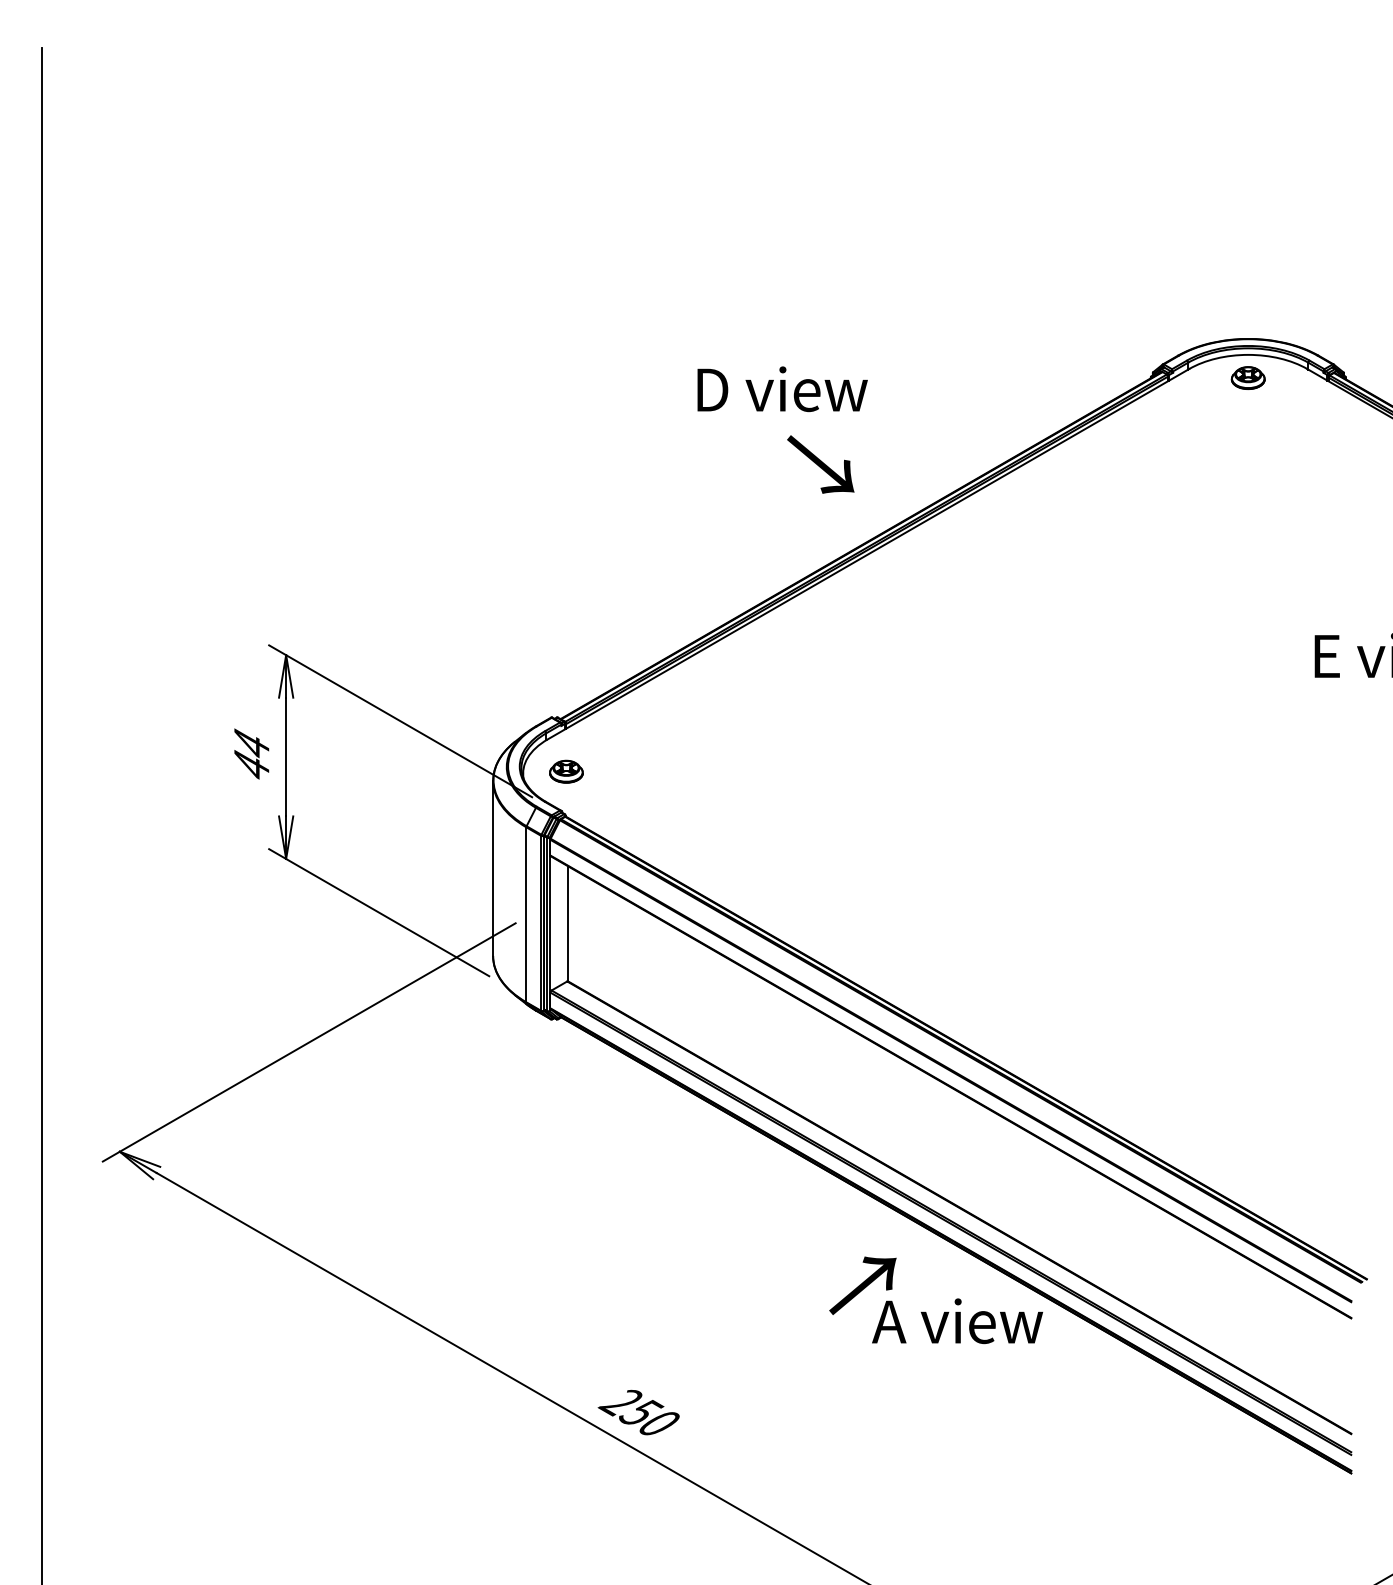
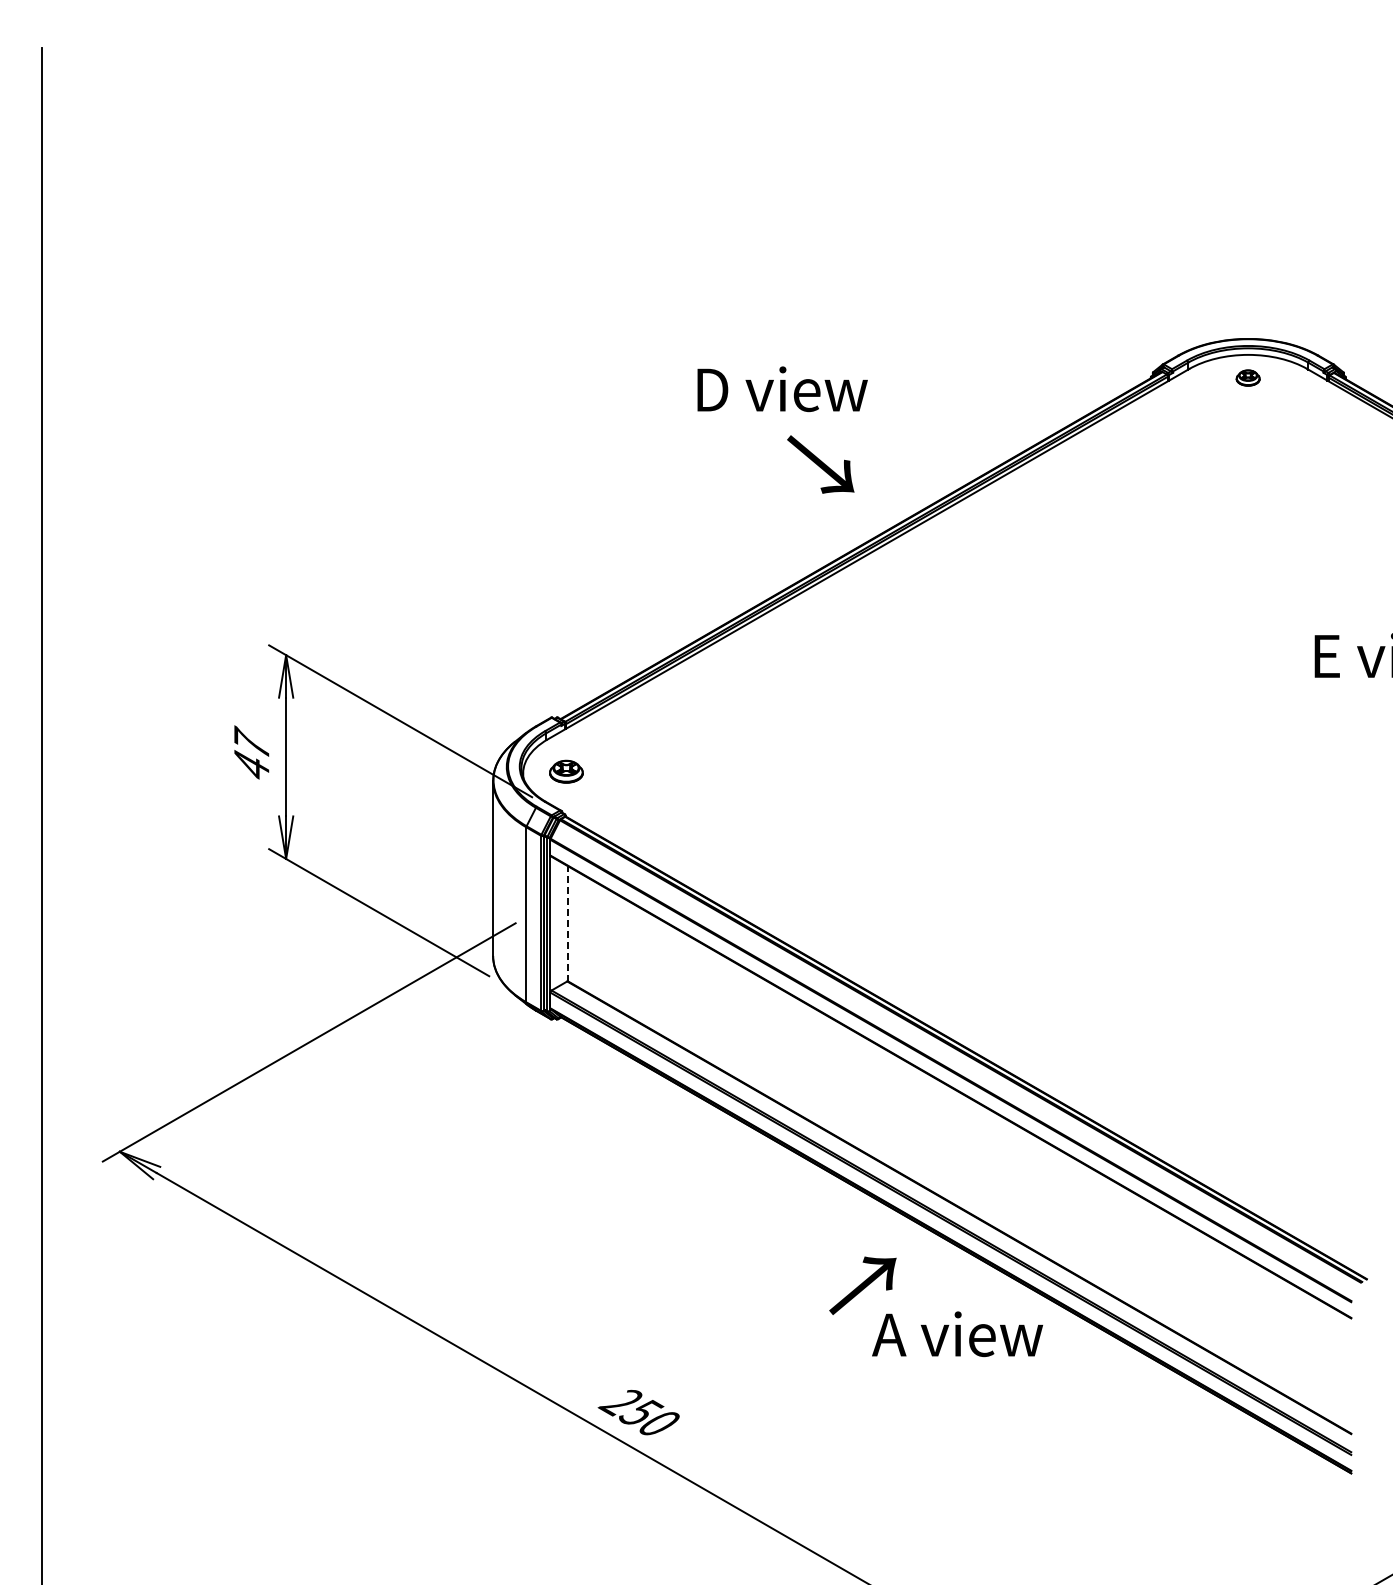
part size: 36x24 px -> 26x18 px (1247, 377)
text: 44 -> 47 (251, 741)
line: solid -> dashed (568, 924)
text position: (957, 1321) -> (957, 1334) (957, 1334)
